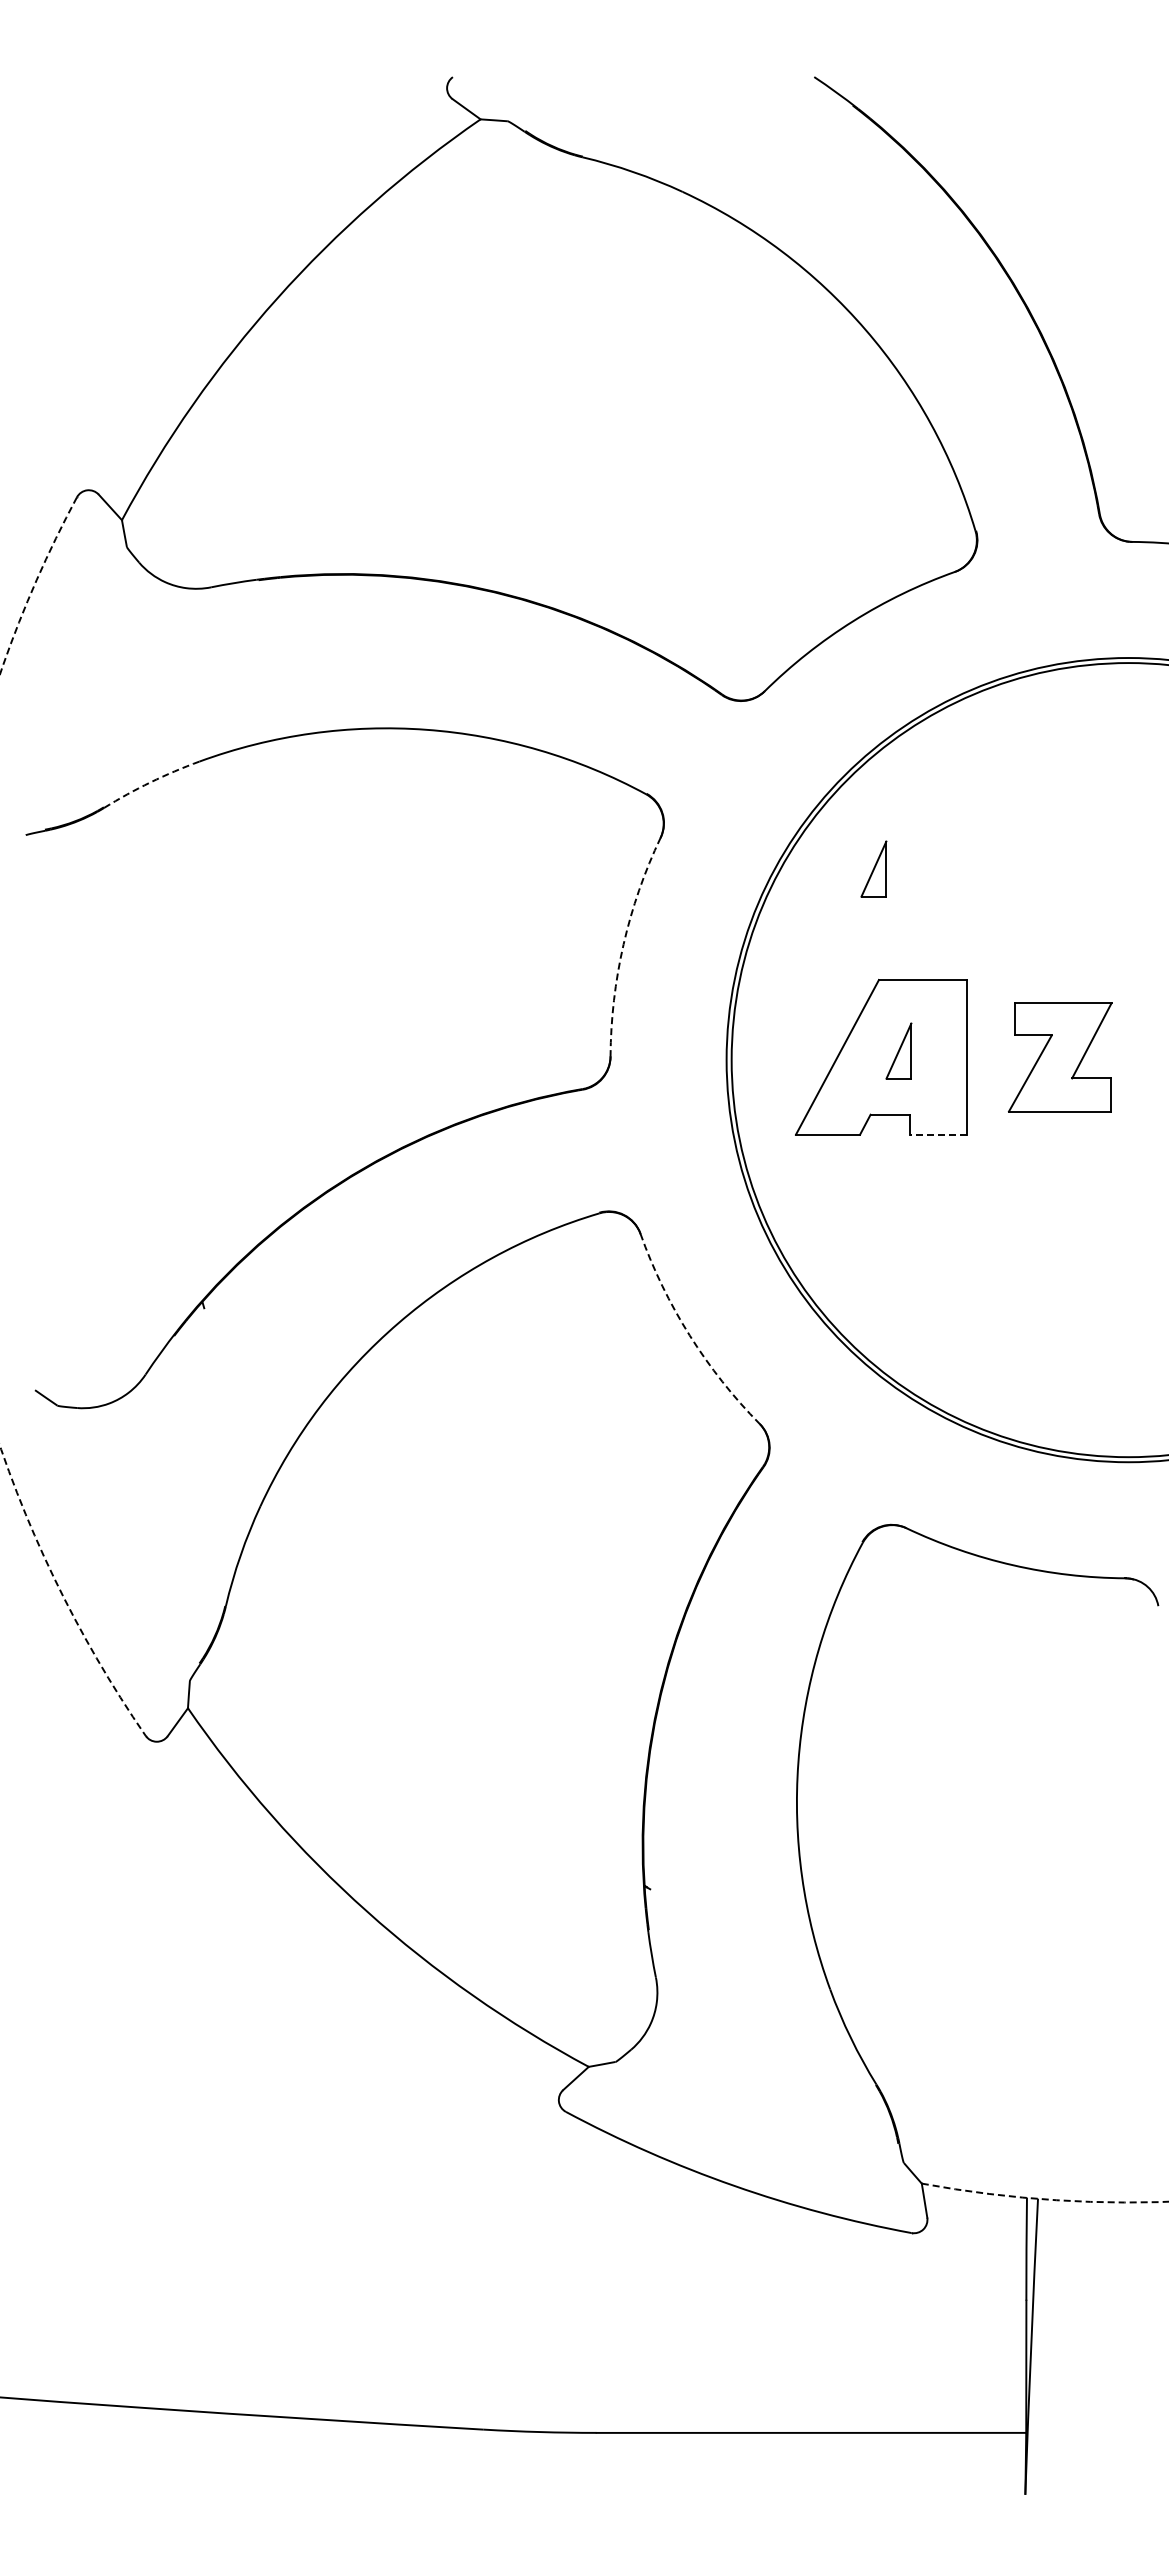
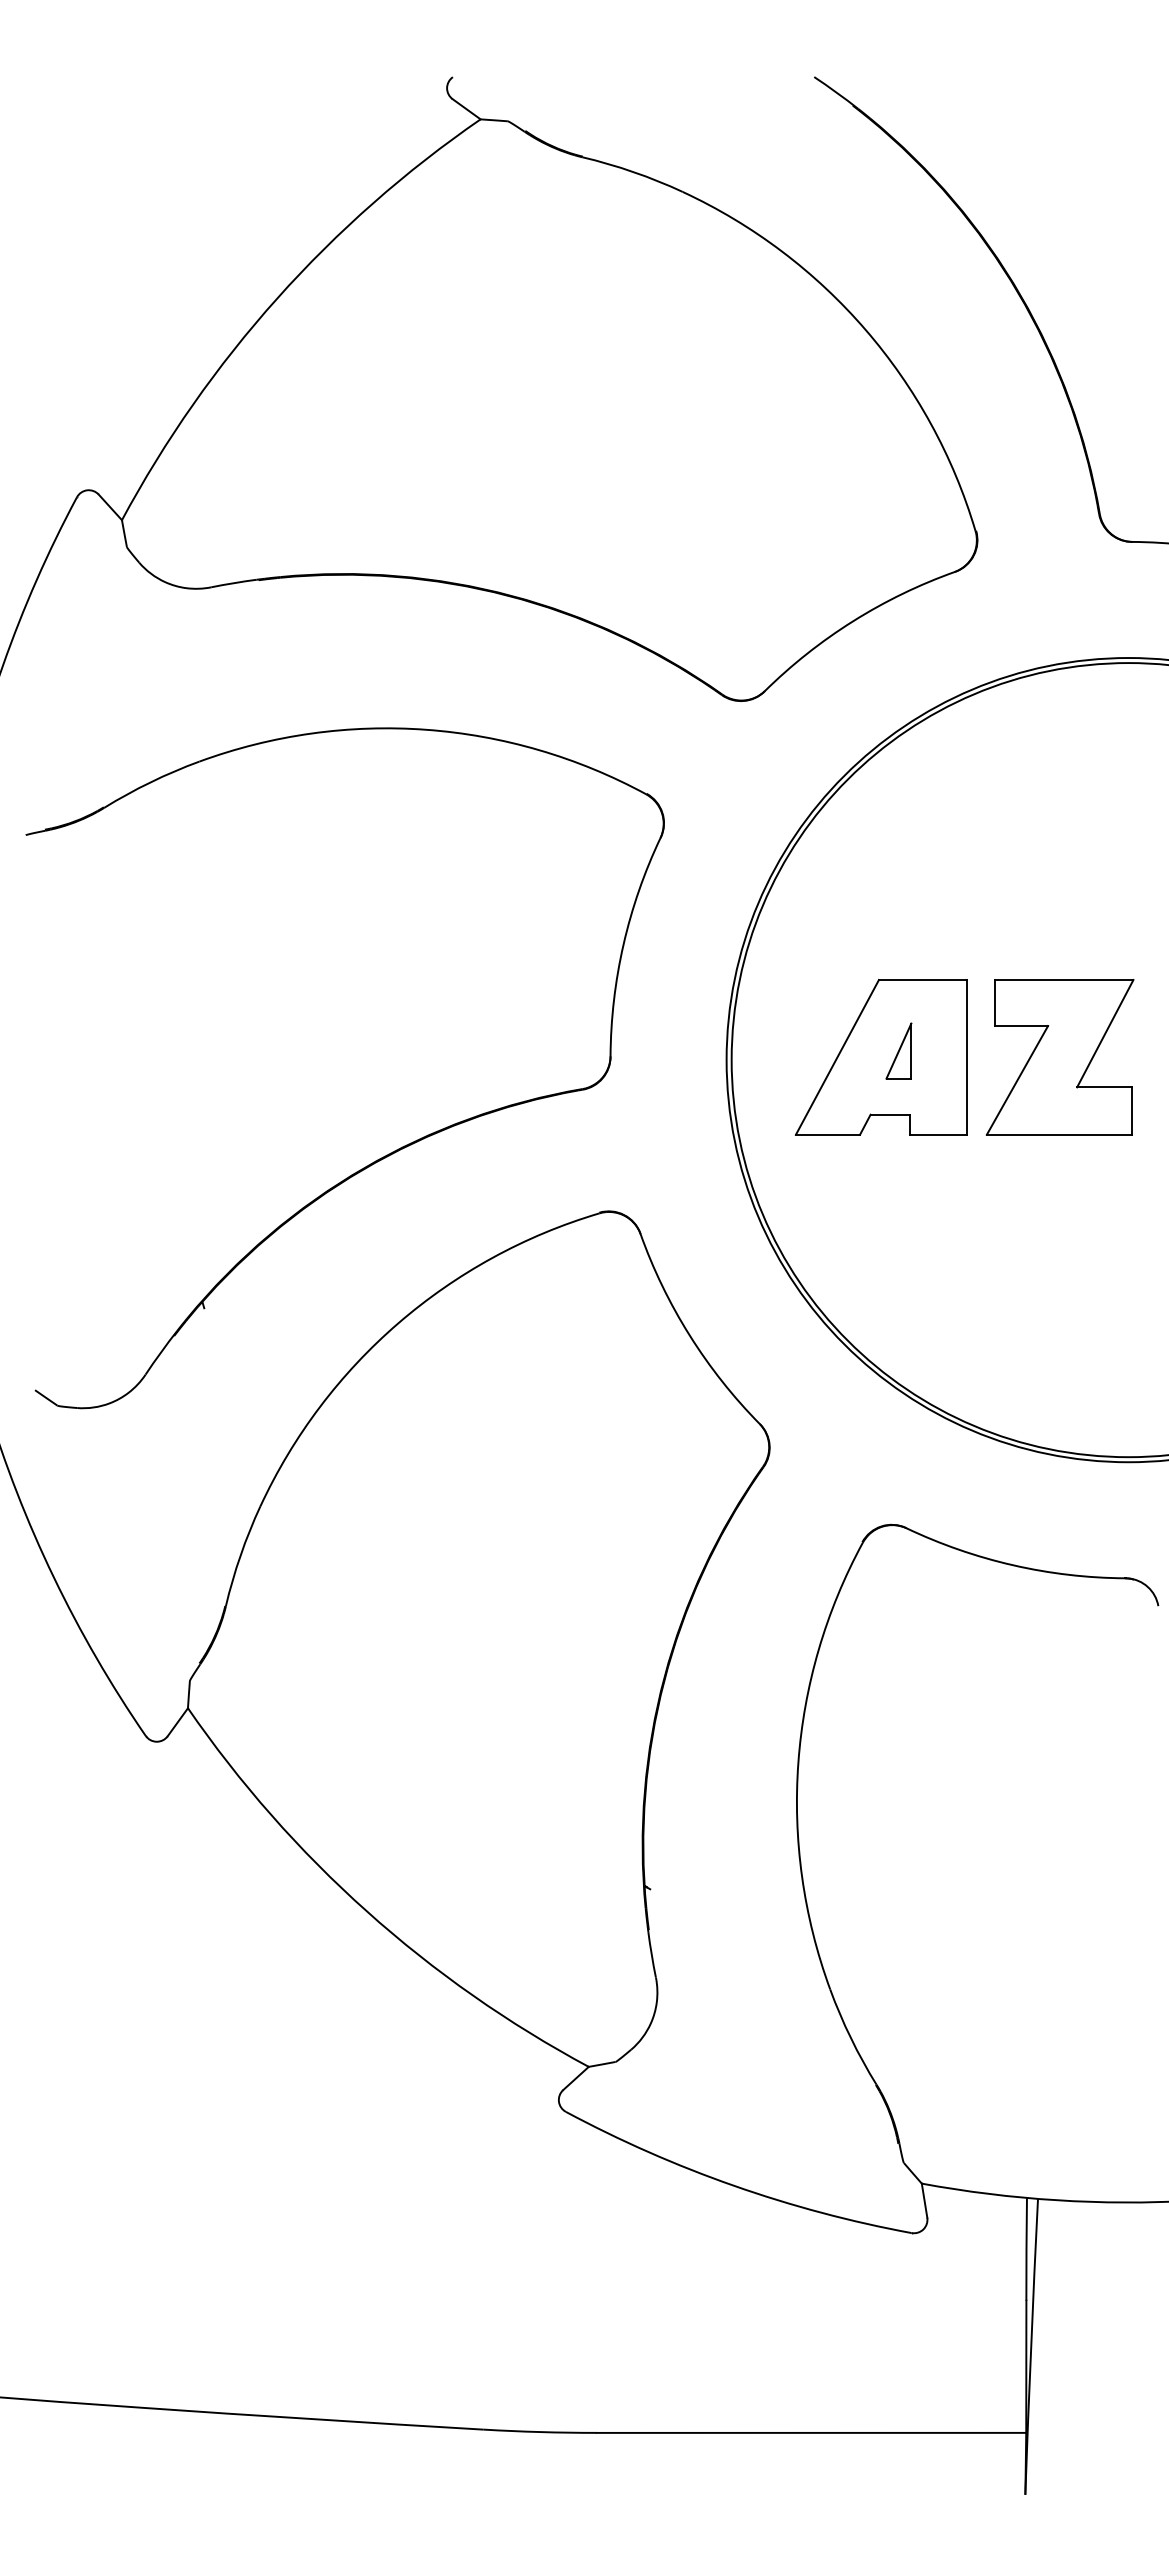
arc: dashed -> solid (35, 583)
arc: dashed -> solid (150, 782)
part: present -> none (873, 868)
arc: dashed -> solid (623, 944)
part size: 105x111 px -> 149x157 px (1060, 1057)
line: dashed -> solid (938, 1134)
arc: dashed -> solid (689, 1335)
arc: dashed -> solid (63, 1596)
arc: dashed -> solid (1044, 2199)
